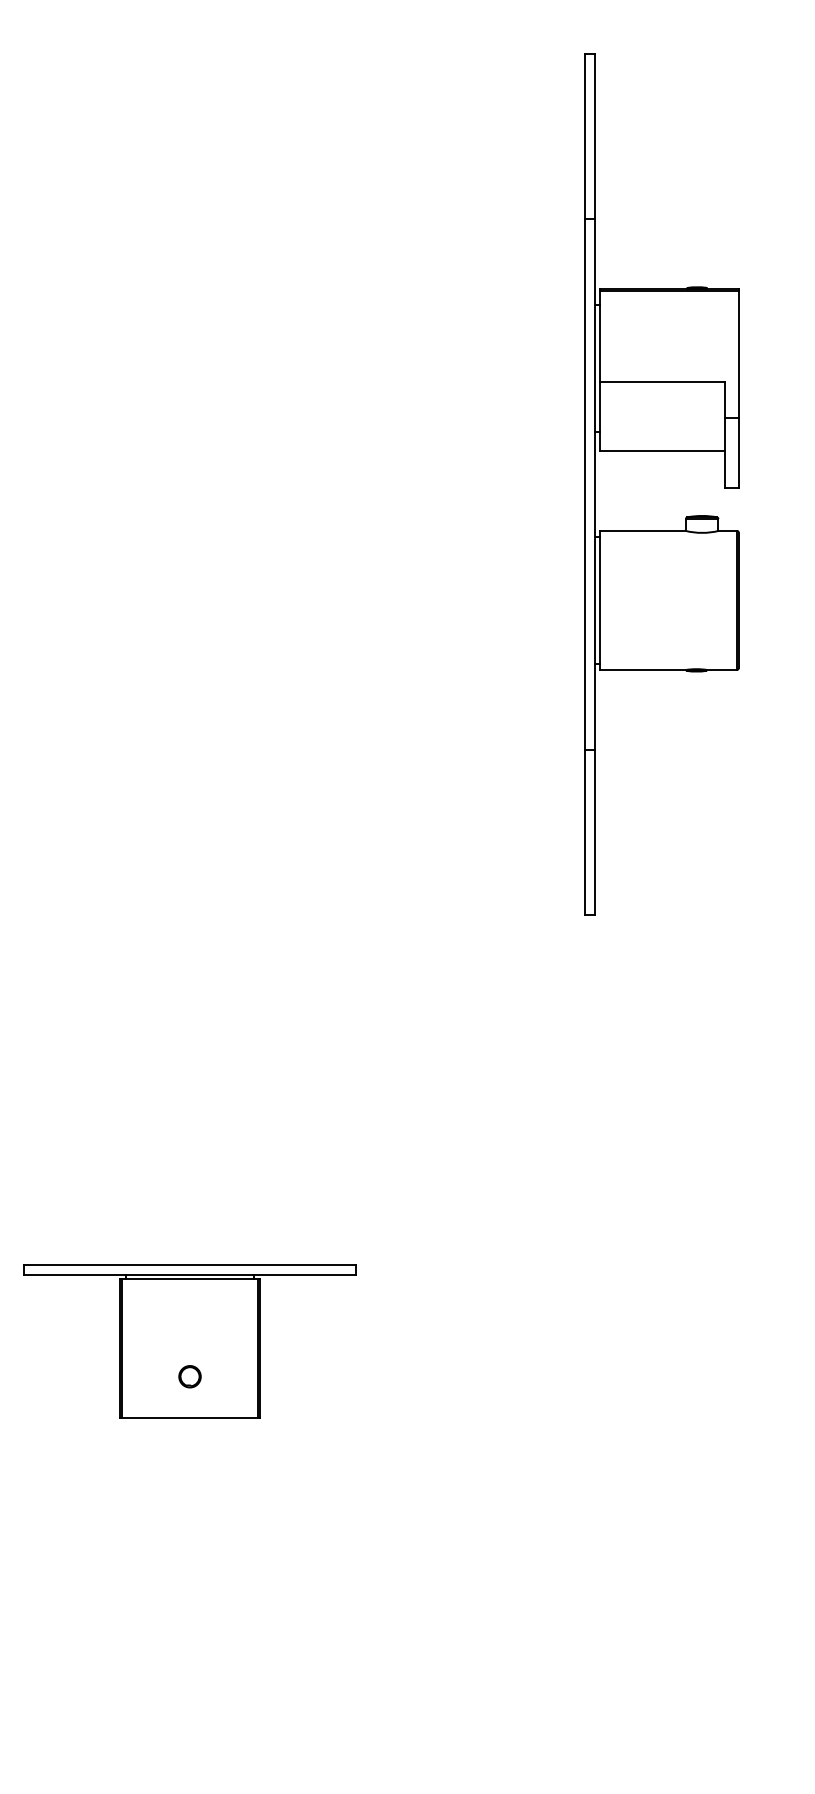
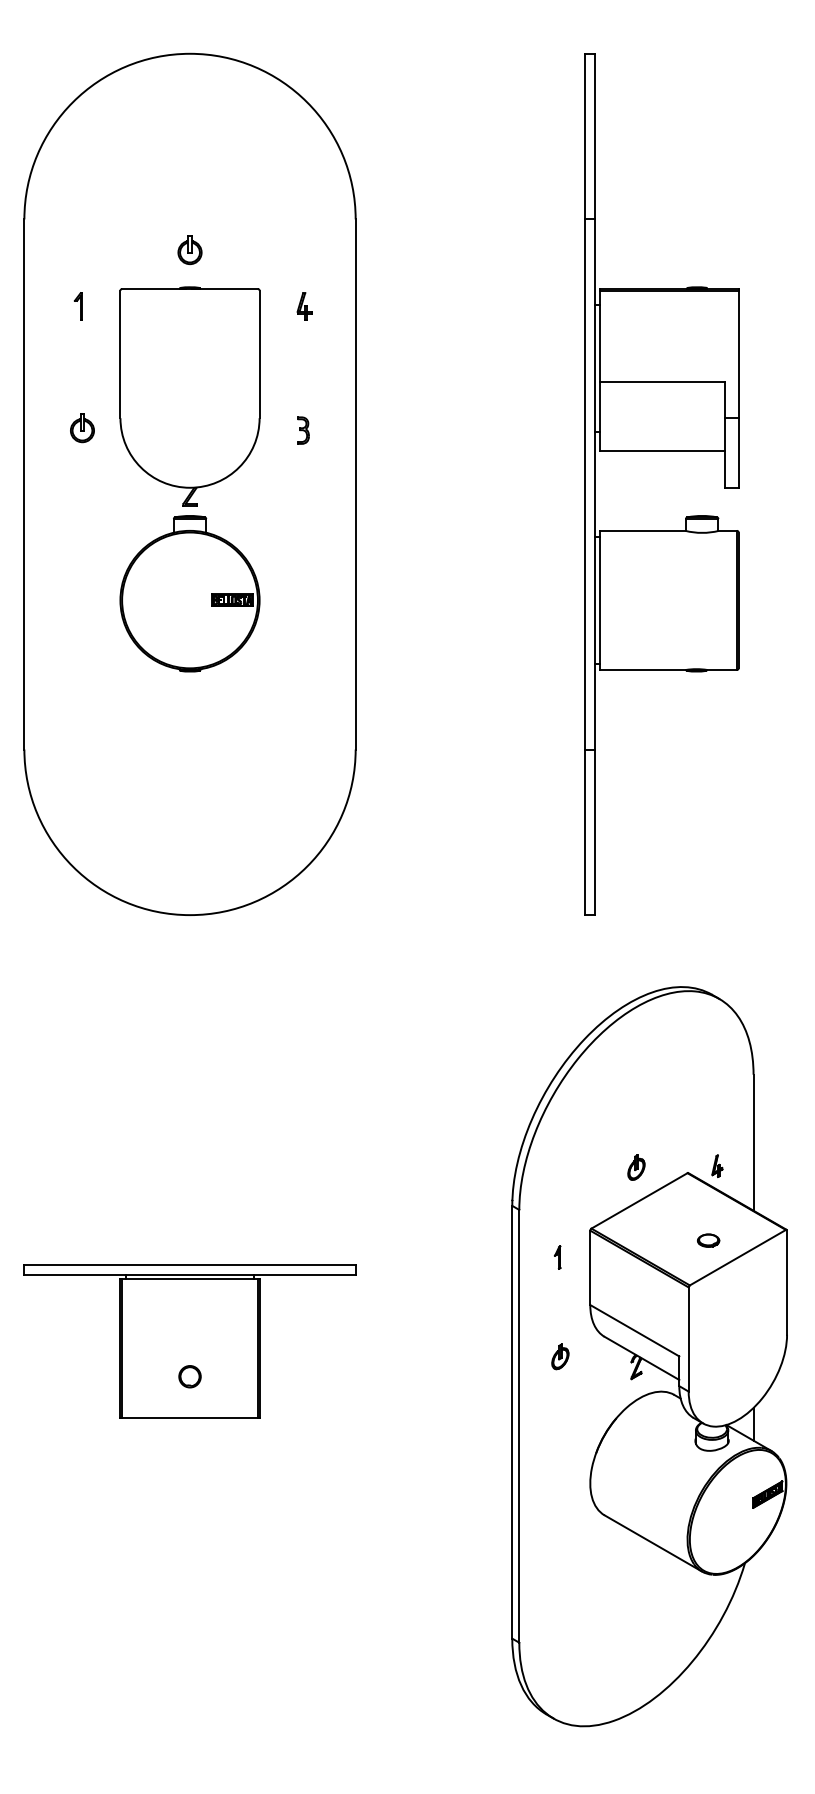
part: none -> present (189, 483)
part: none -> present (649, 1356)
